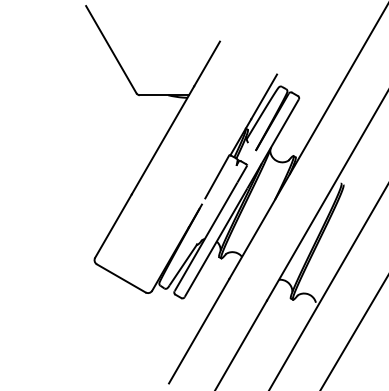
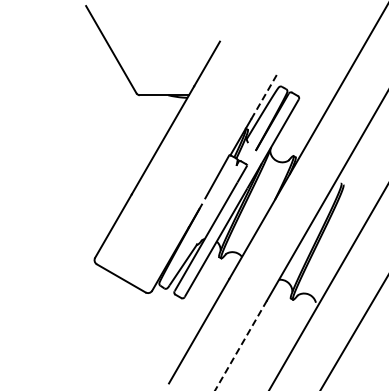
line: solid -> dashed (264, 96)
line: solid -> dashed (241, 345)
